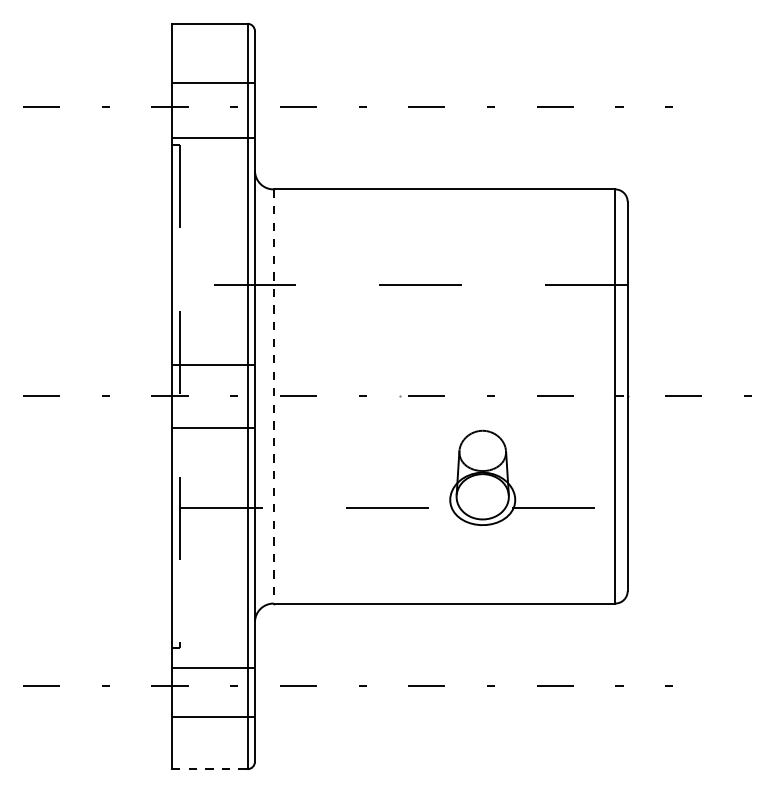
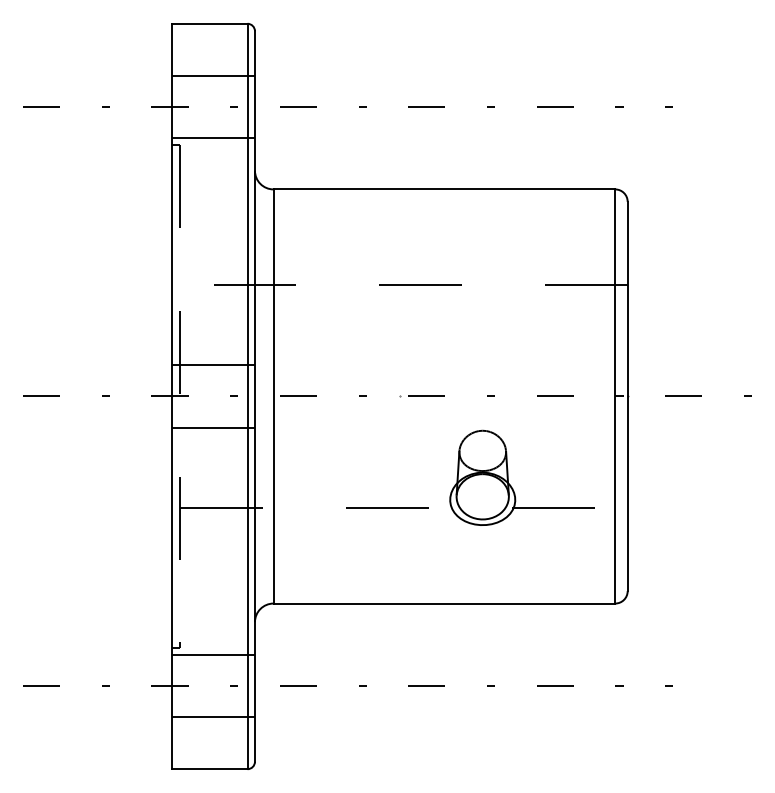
line position: (213, 82) -> (213, 75) (213, 75)
line: dashed -> solid (273, 396)
line position: (213, 668) -> (213, 655) (213, 655)
line: dashed -> solid (209, 769)
